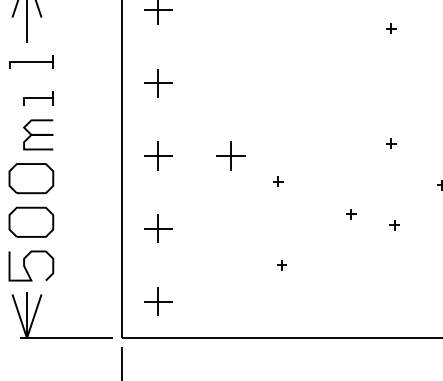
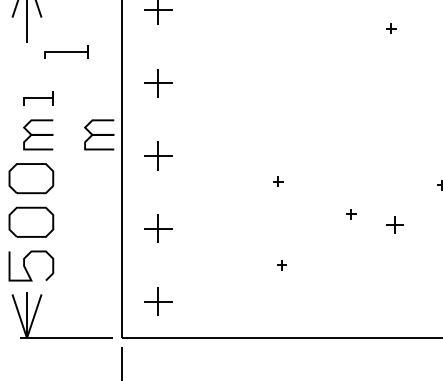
line position: (31, 61) -> (66, 51) (66, 51)
curve: none -> present (99, 134)
part: present -> none (391, 143)
part: present -> none (230, 155)
part size: 11x11 px -> 18x18 px (394, 224)
